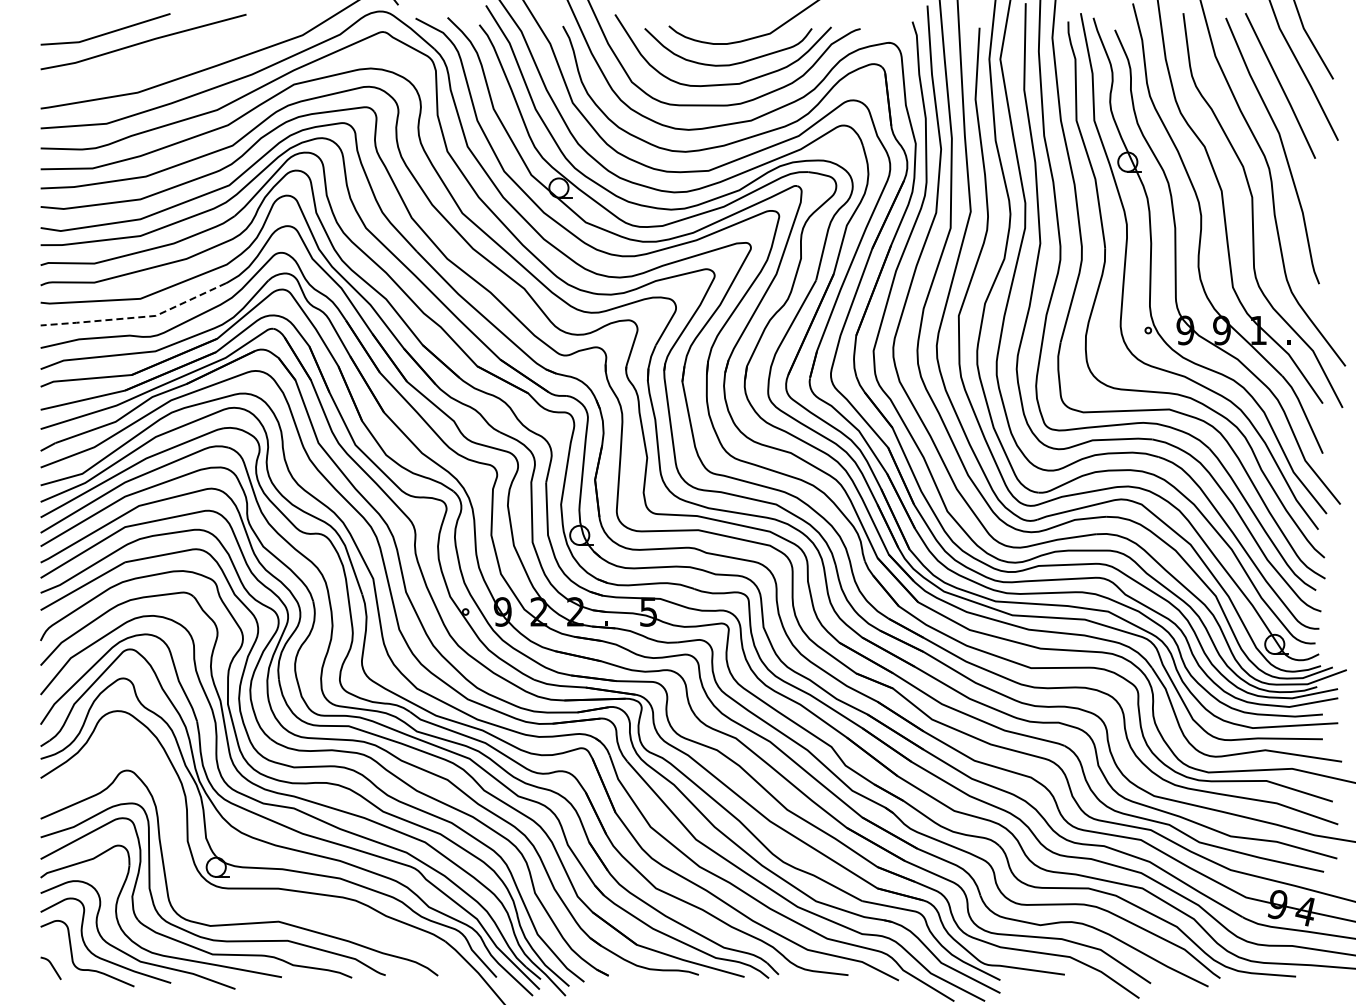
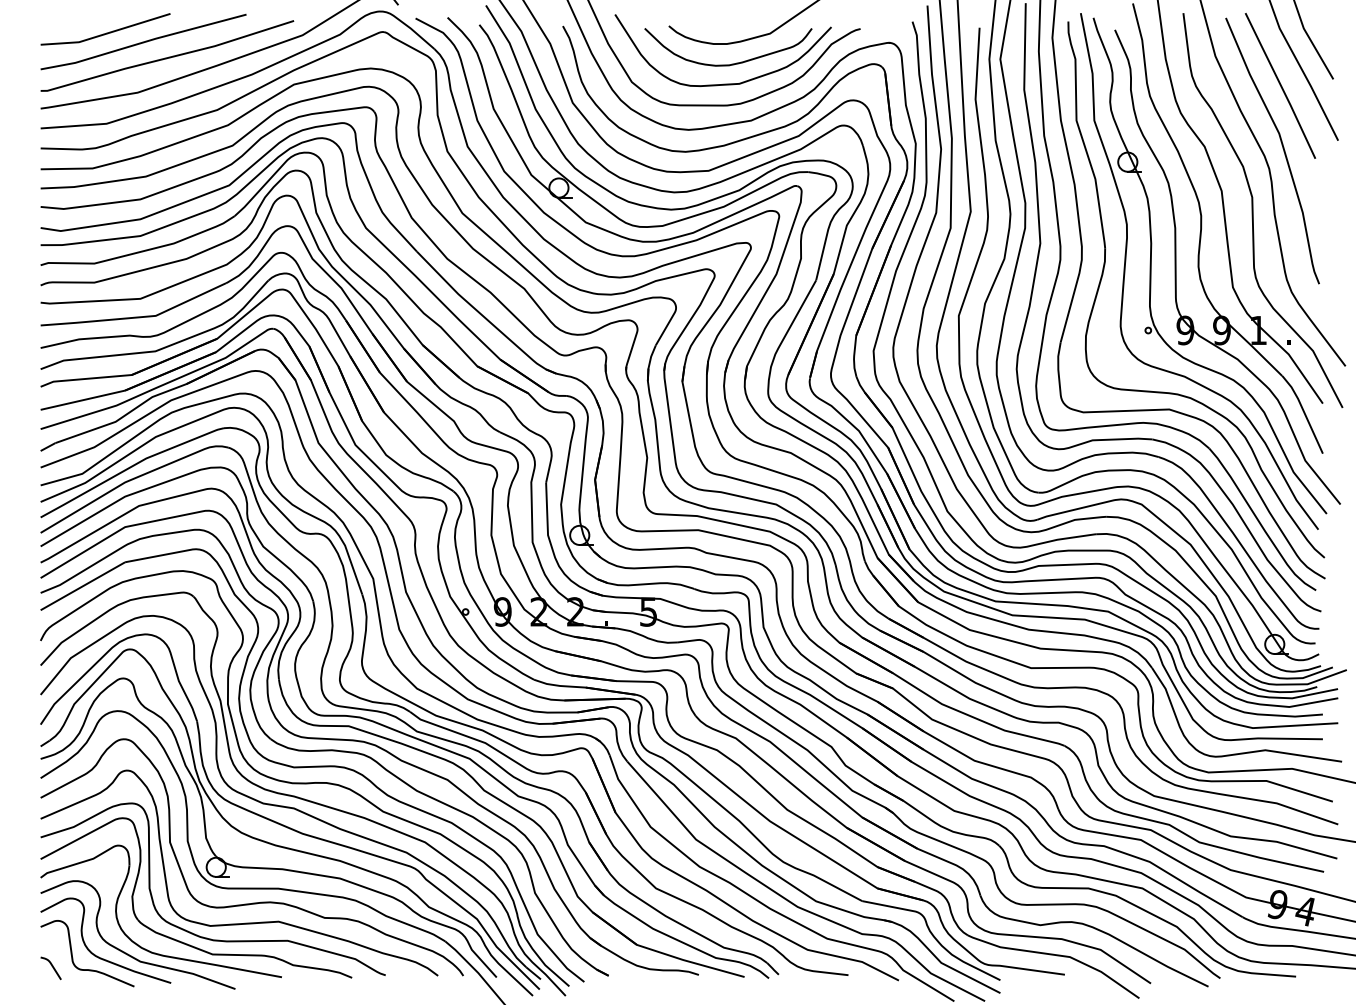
line: none -> present (168, 56)
line: dashed -> solid (137, 317)
part: none -> present (252, 902)
